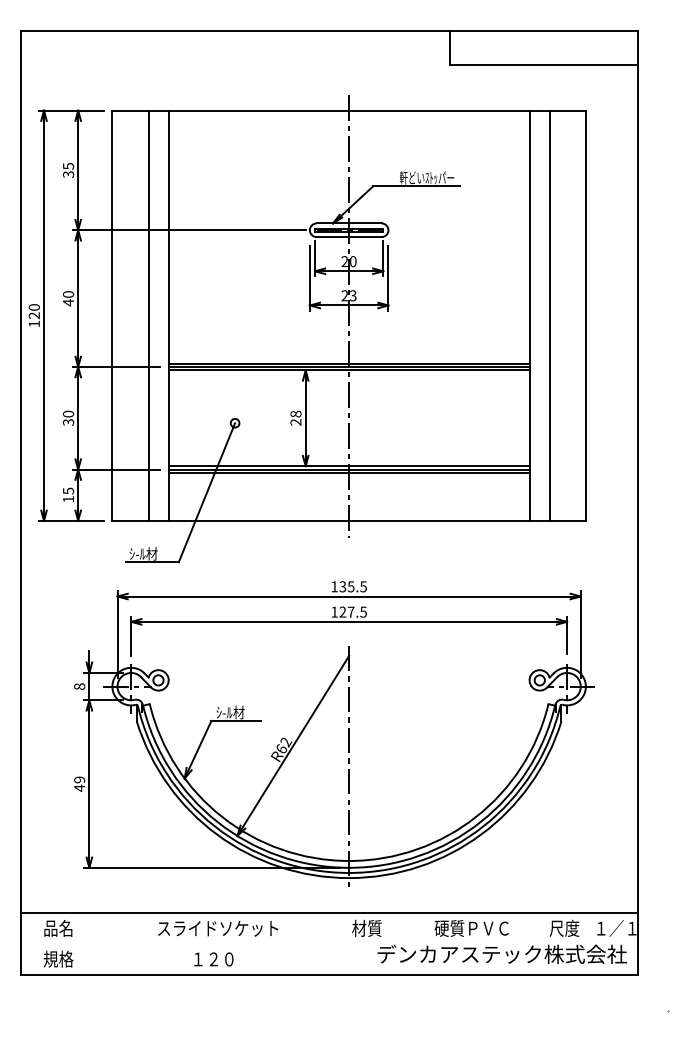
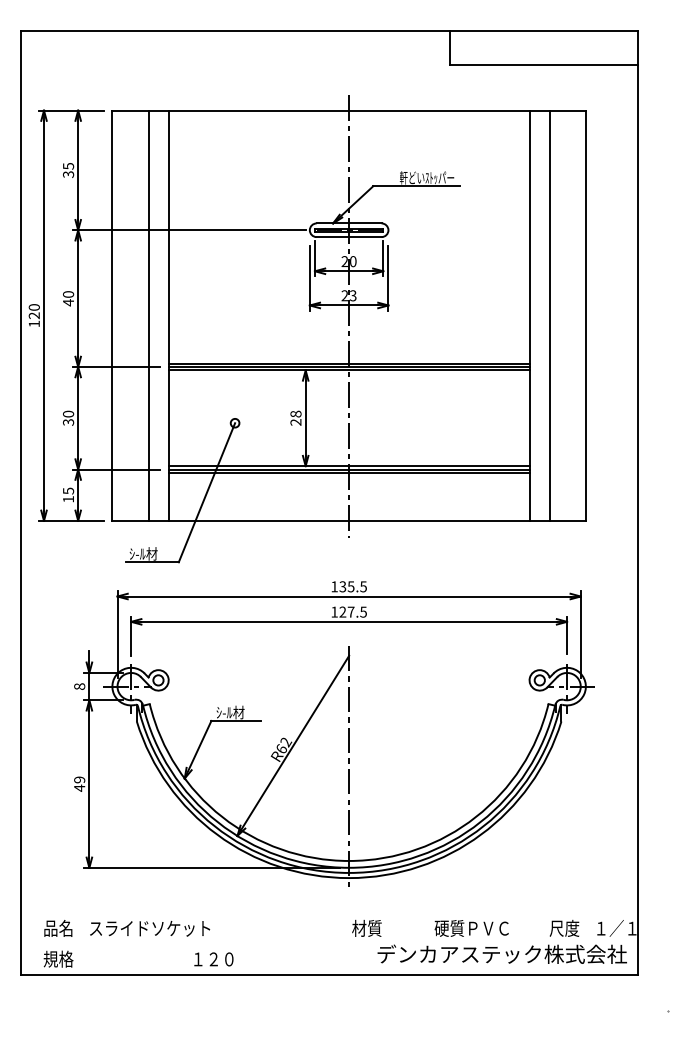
line: present -> none (328, 913)
text position: (218, 928) -> (150, 928) (150, 928)
